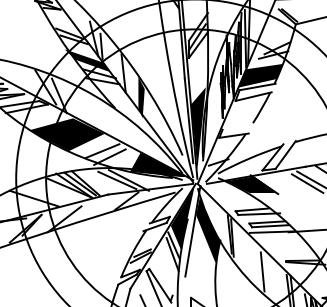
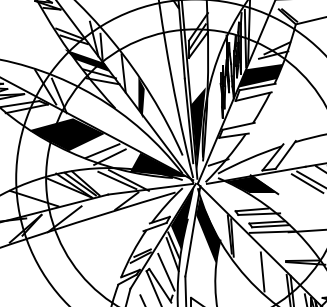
line: none -> present (238, 125)
line: none -> present (166, 271)
line: none -> present (185, 289)
